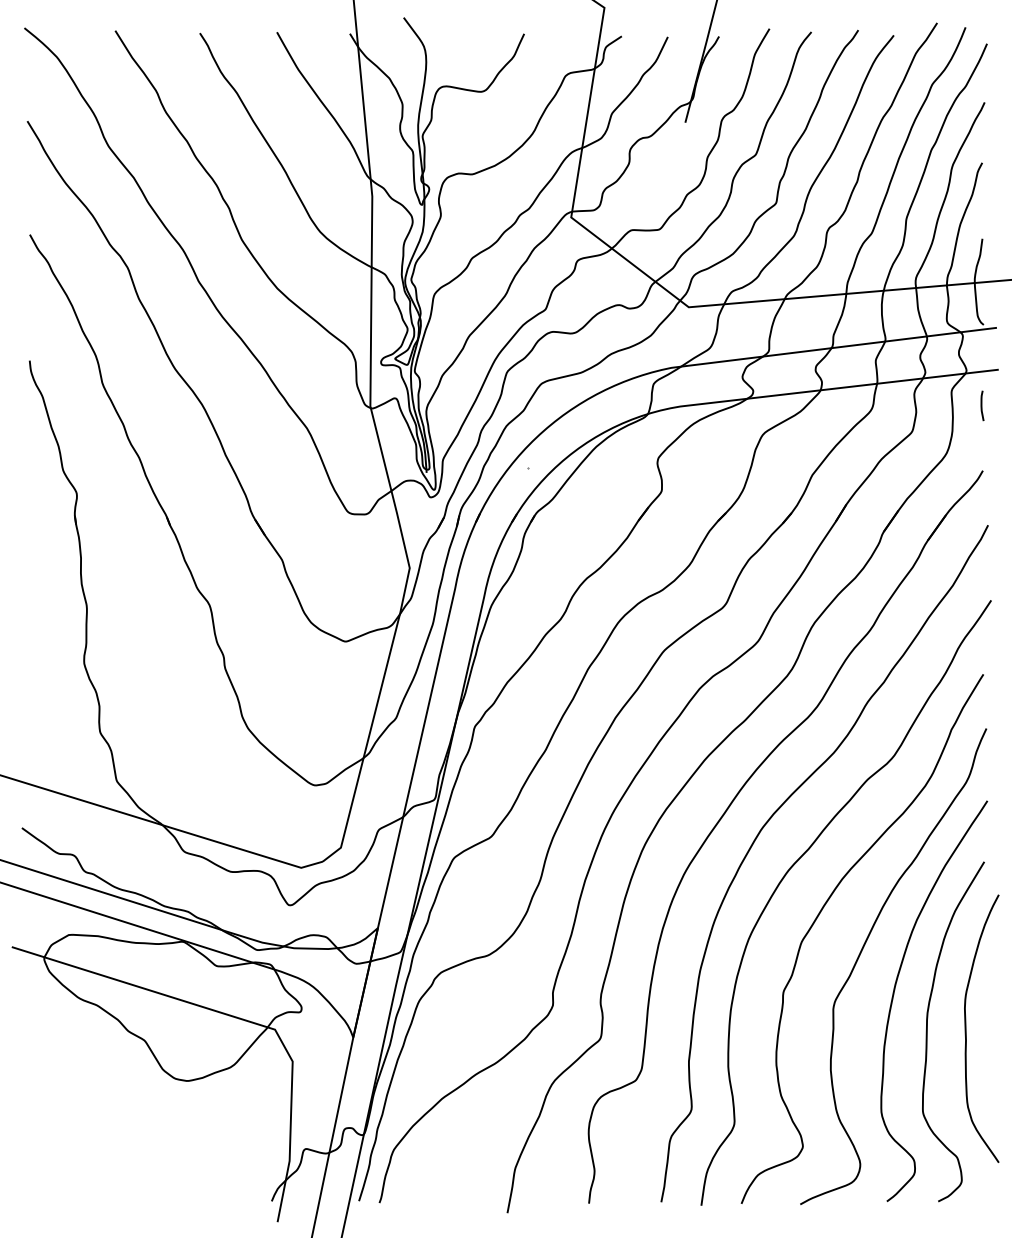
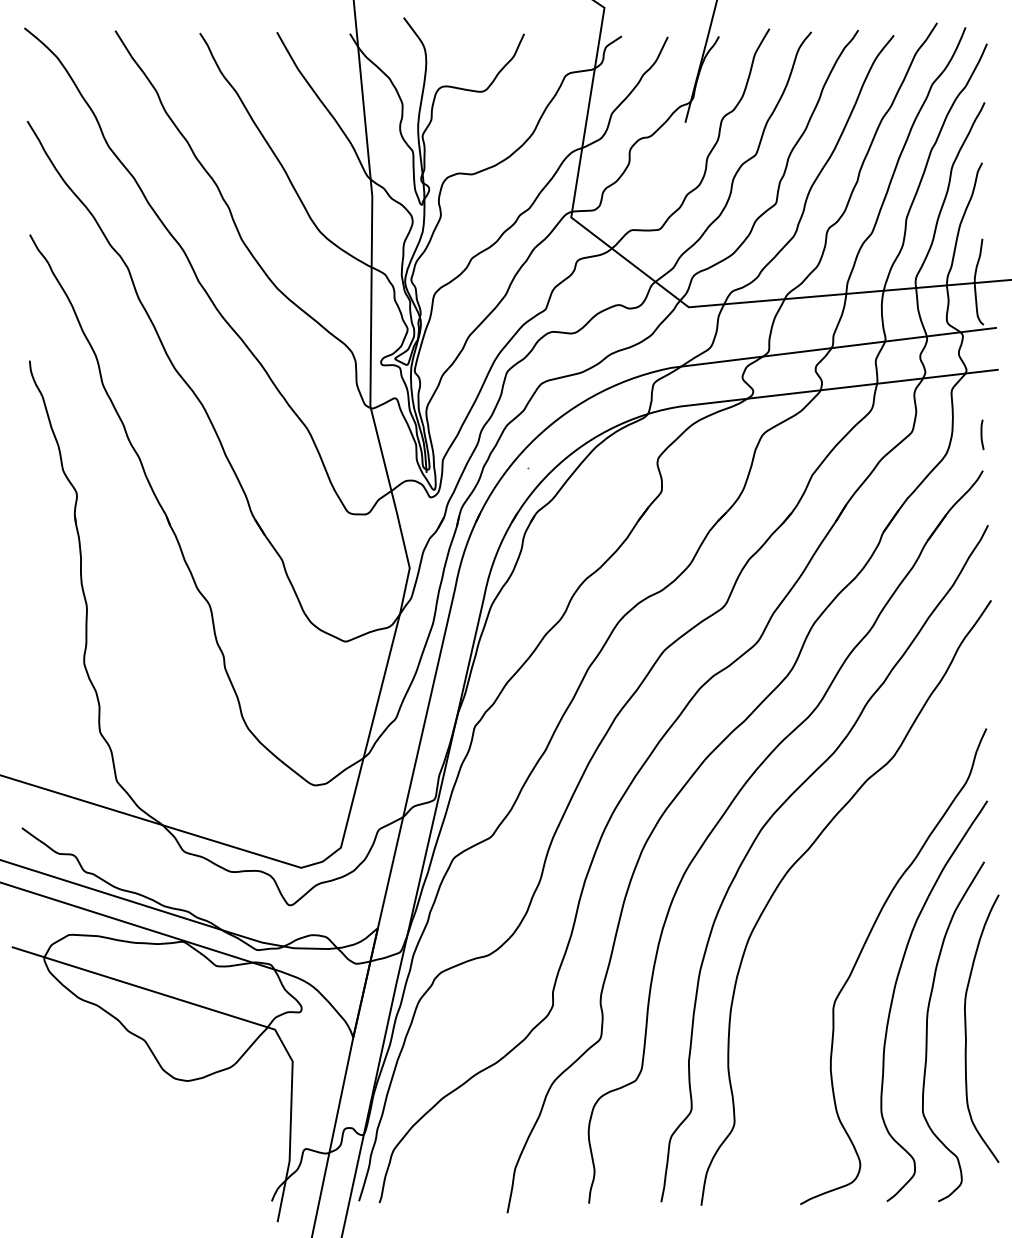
curve position: (982, 405) -> (982, 434) (982, 434)
curve: present -> none (821, 912)
